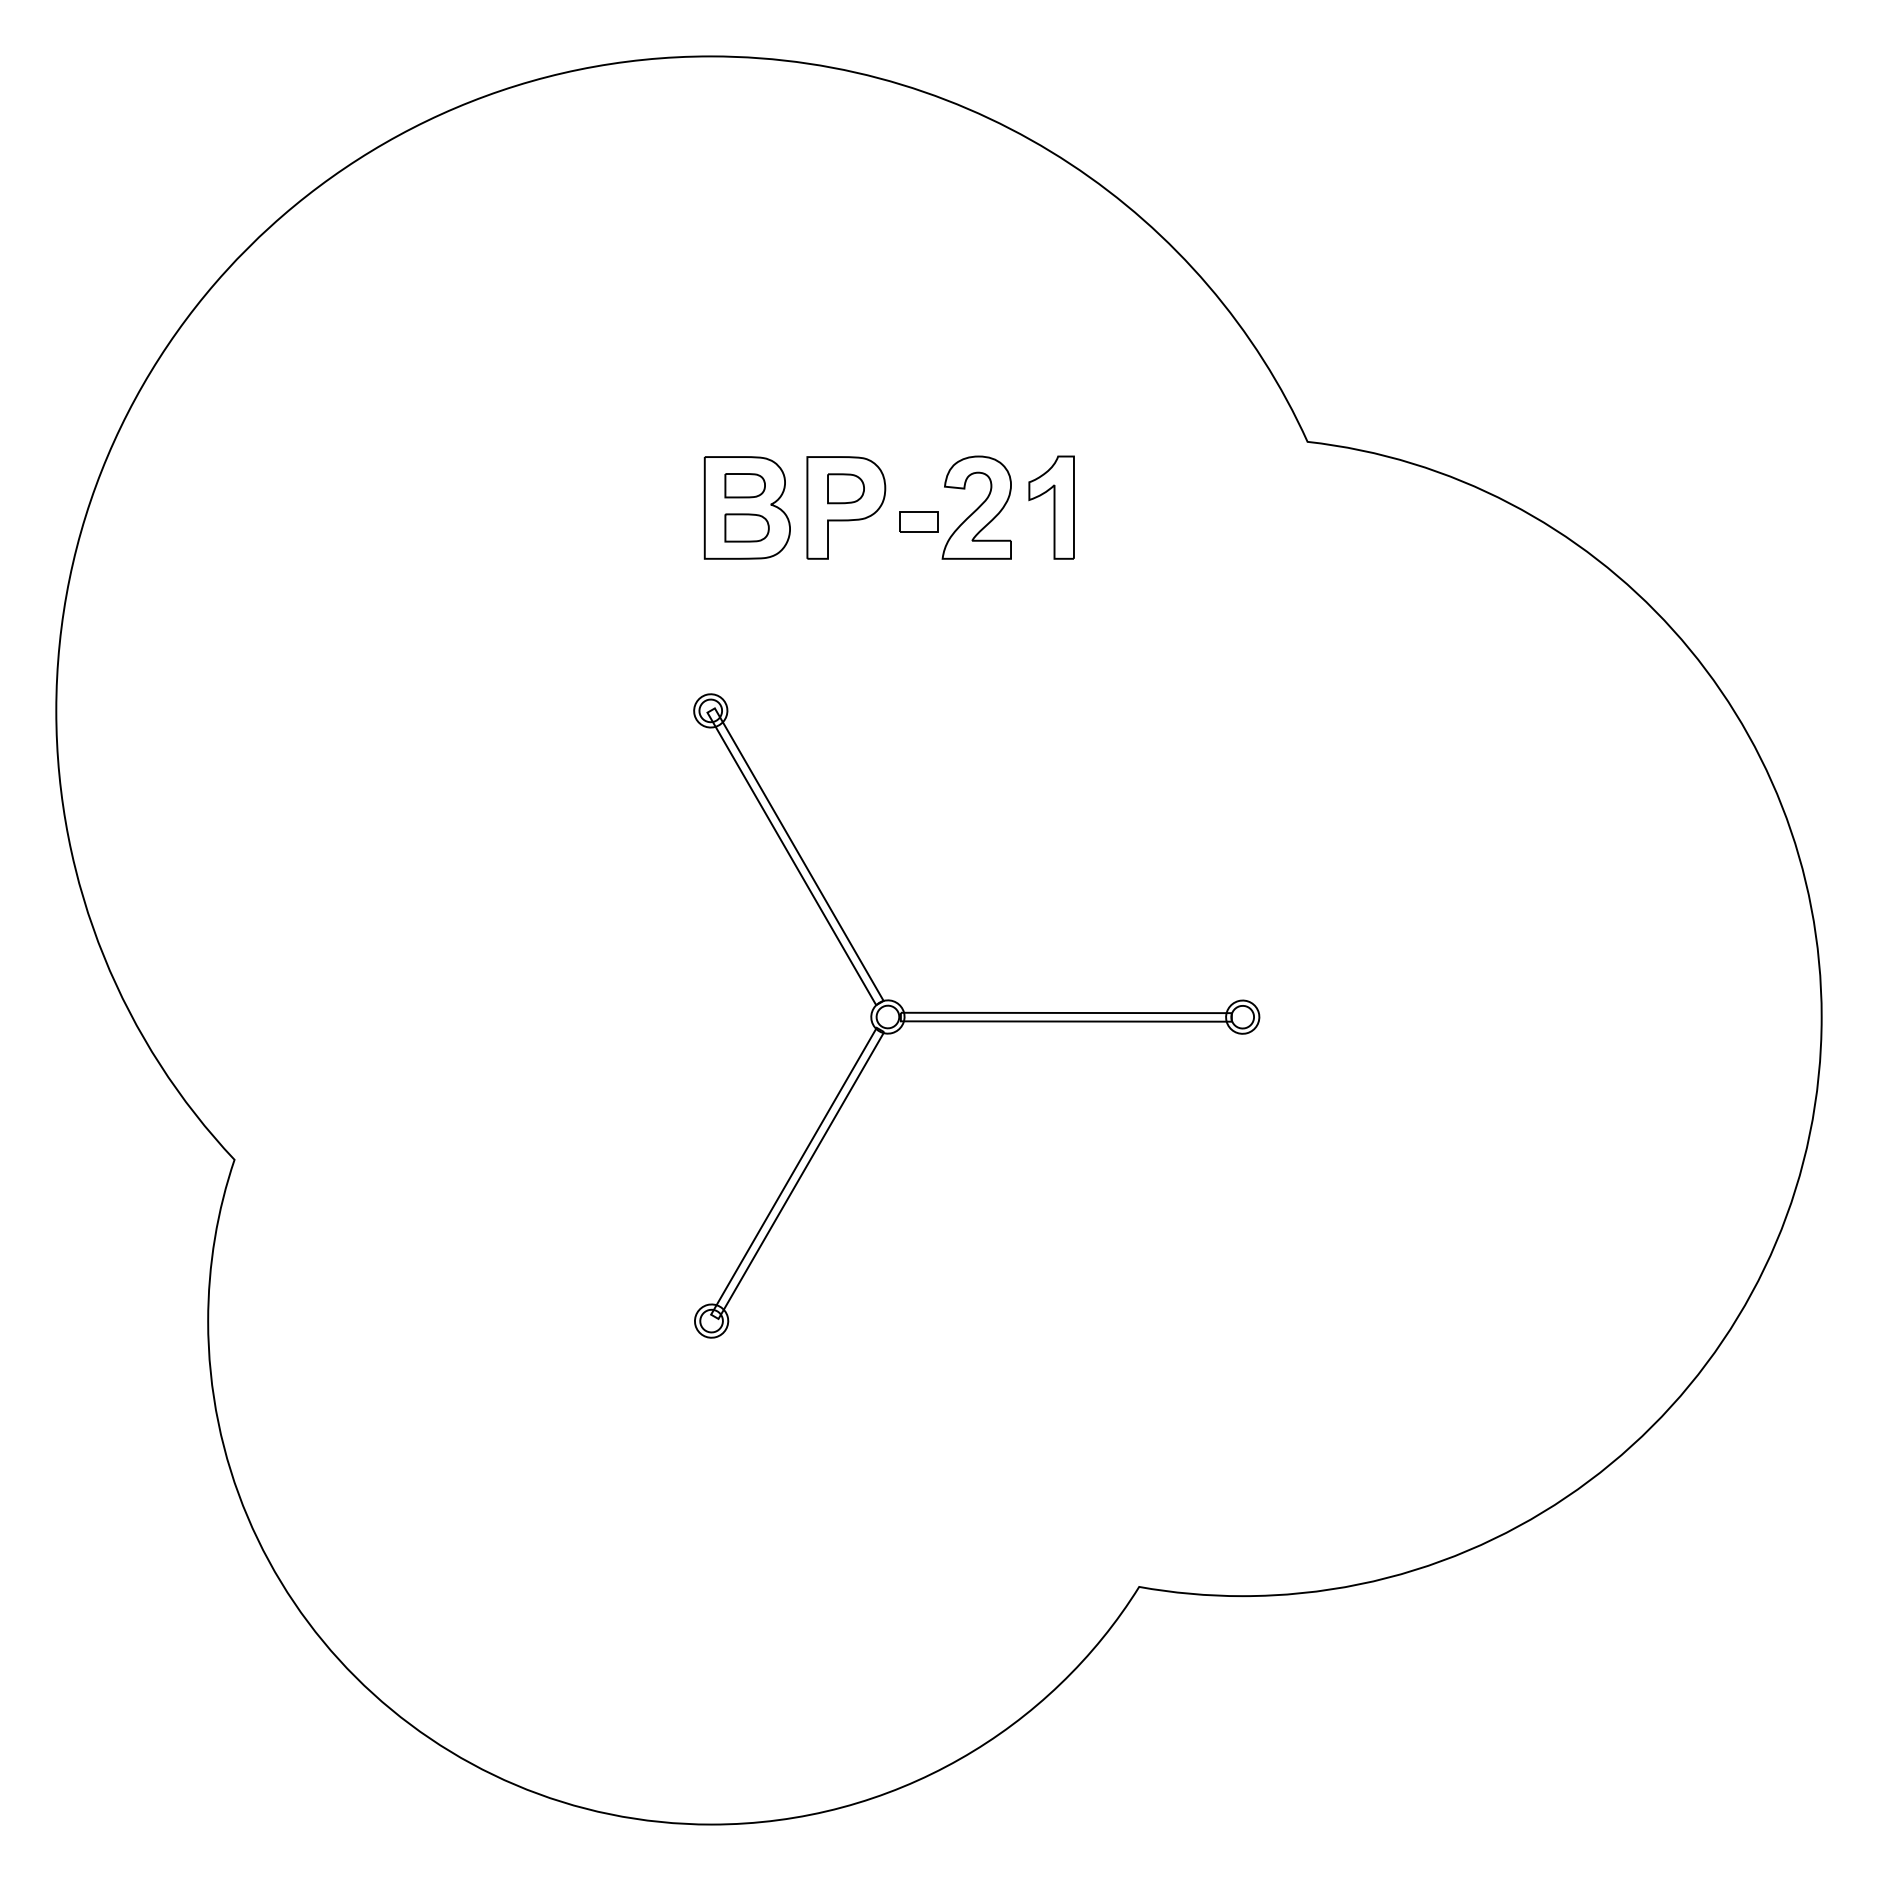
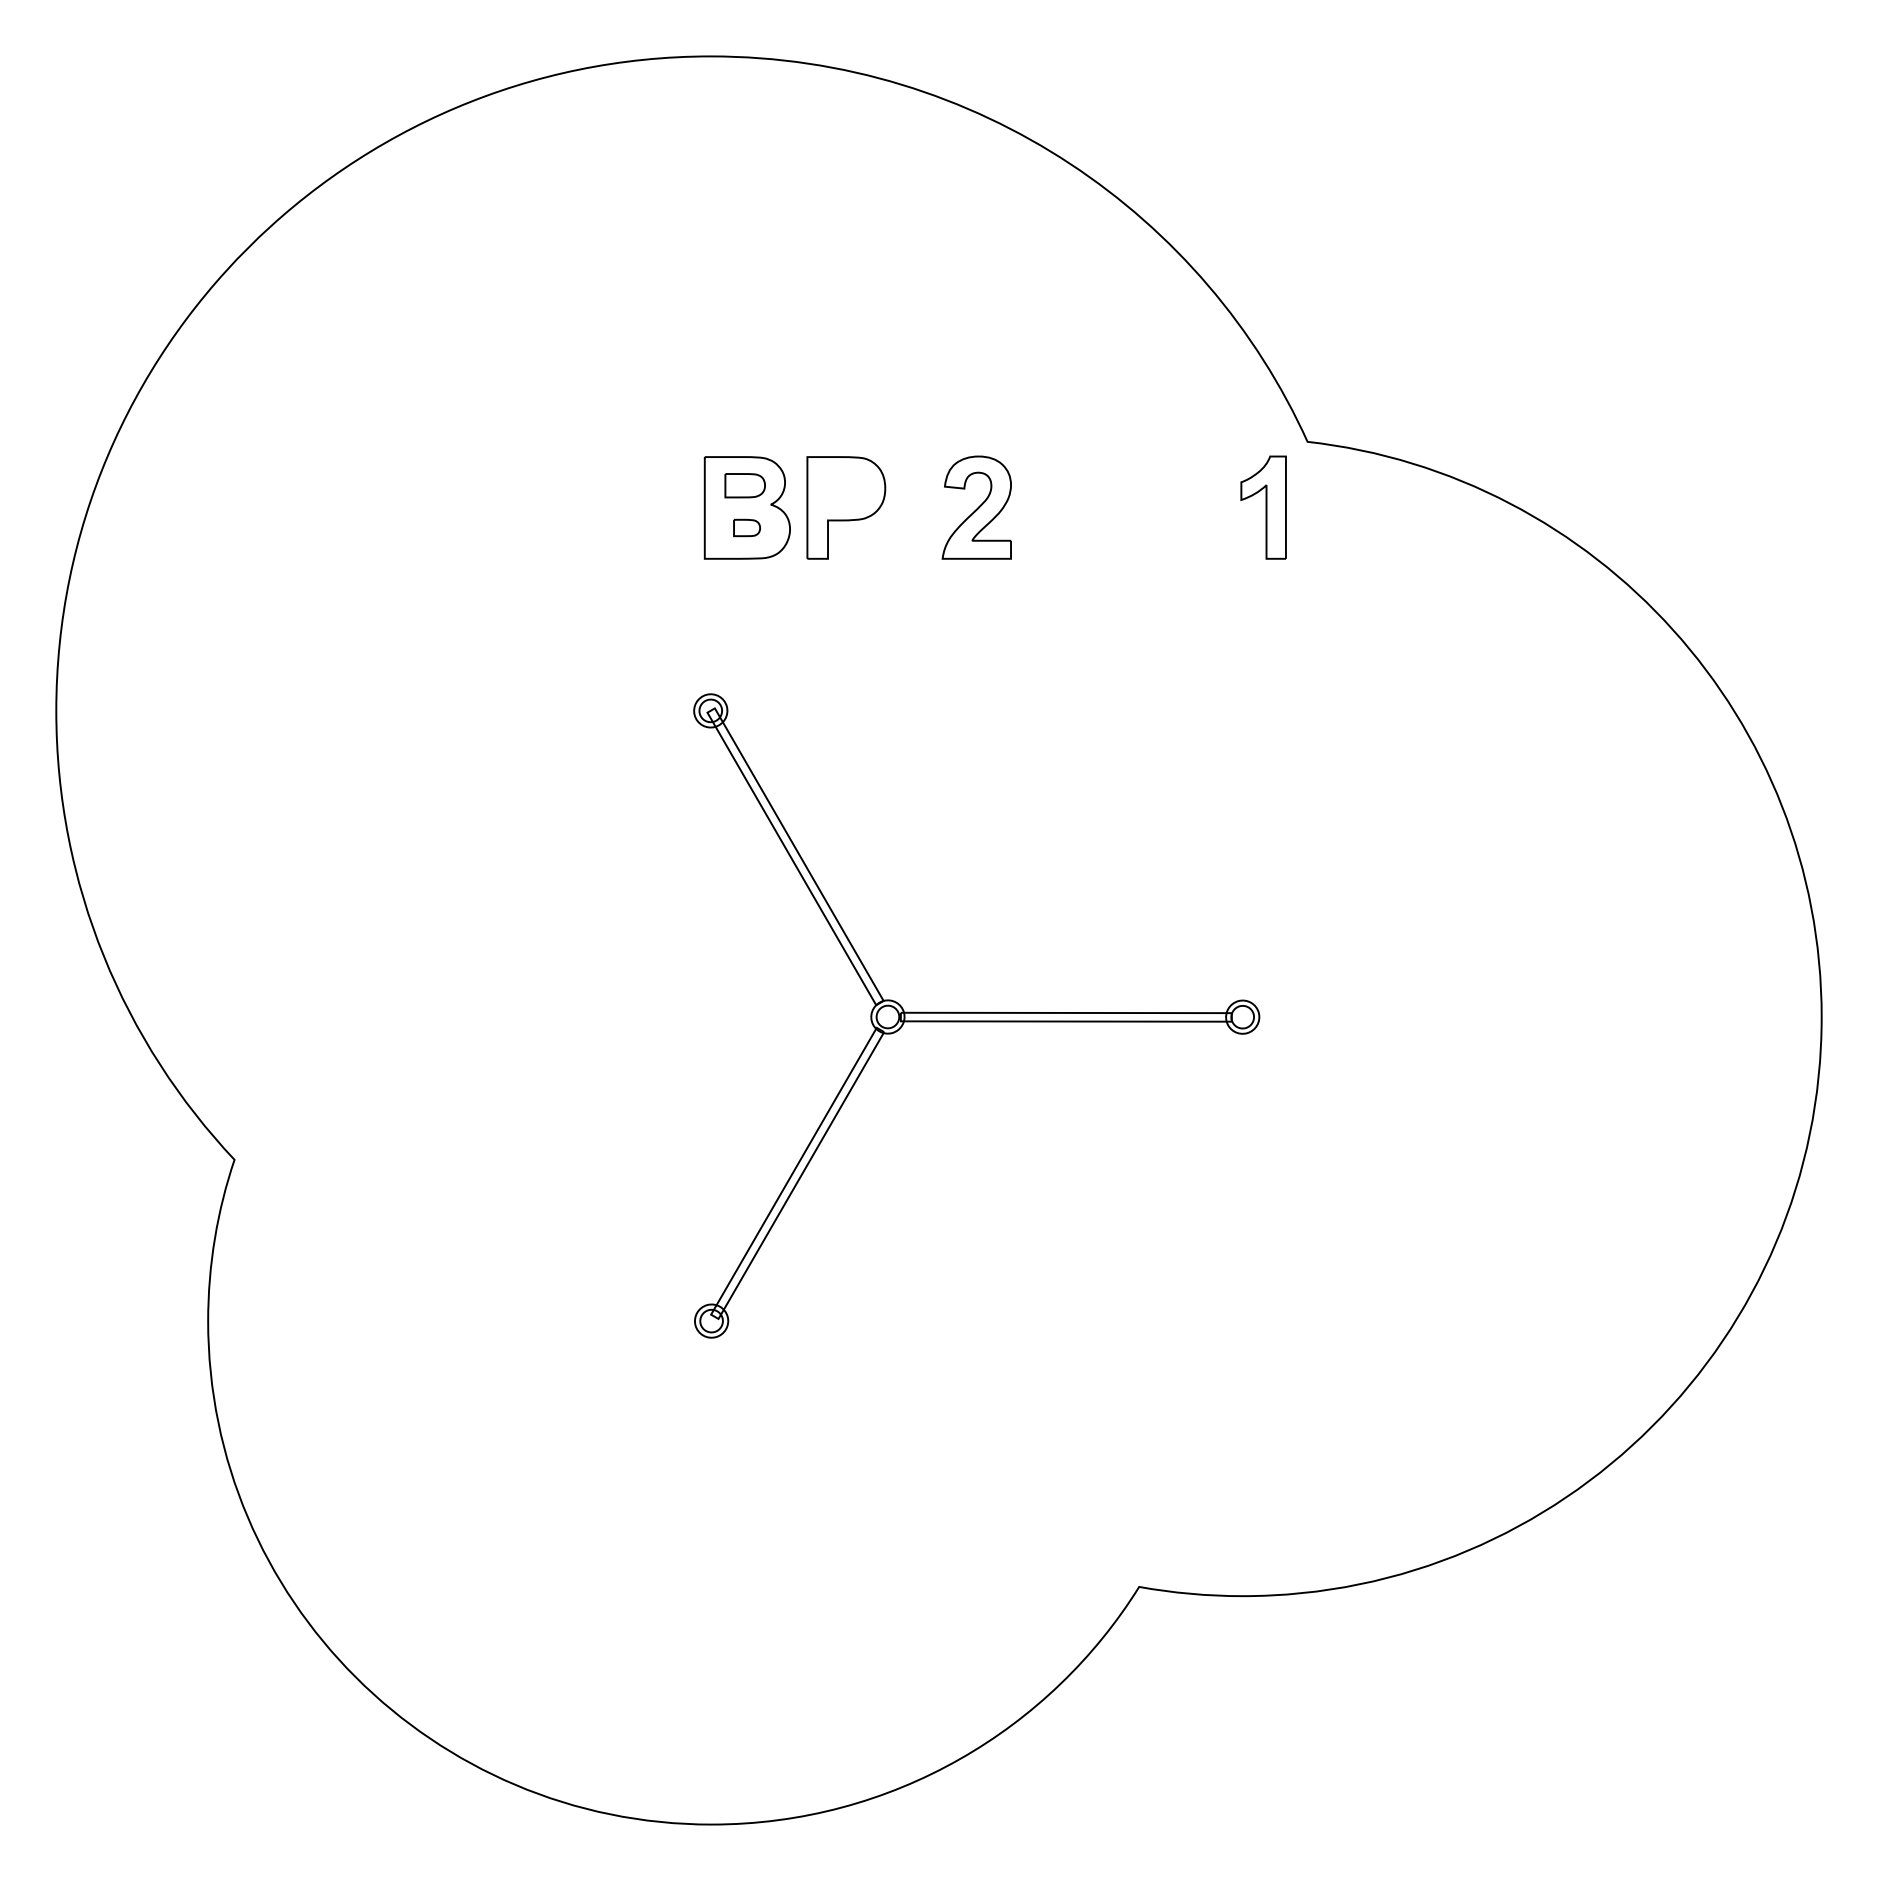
part: present -> none (845, 488)
part position: (1051, 507) -> (1263, 507) (1263, 507)
part: present -> none (918, 521)
part size: 46x30 px -> 28x20 px (746, 527)
